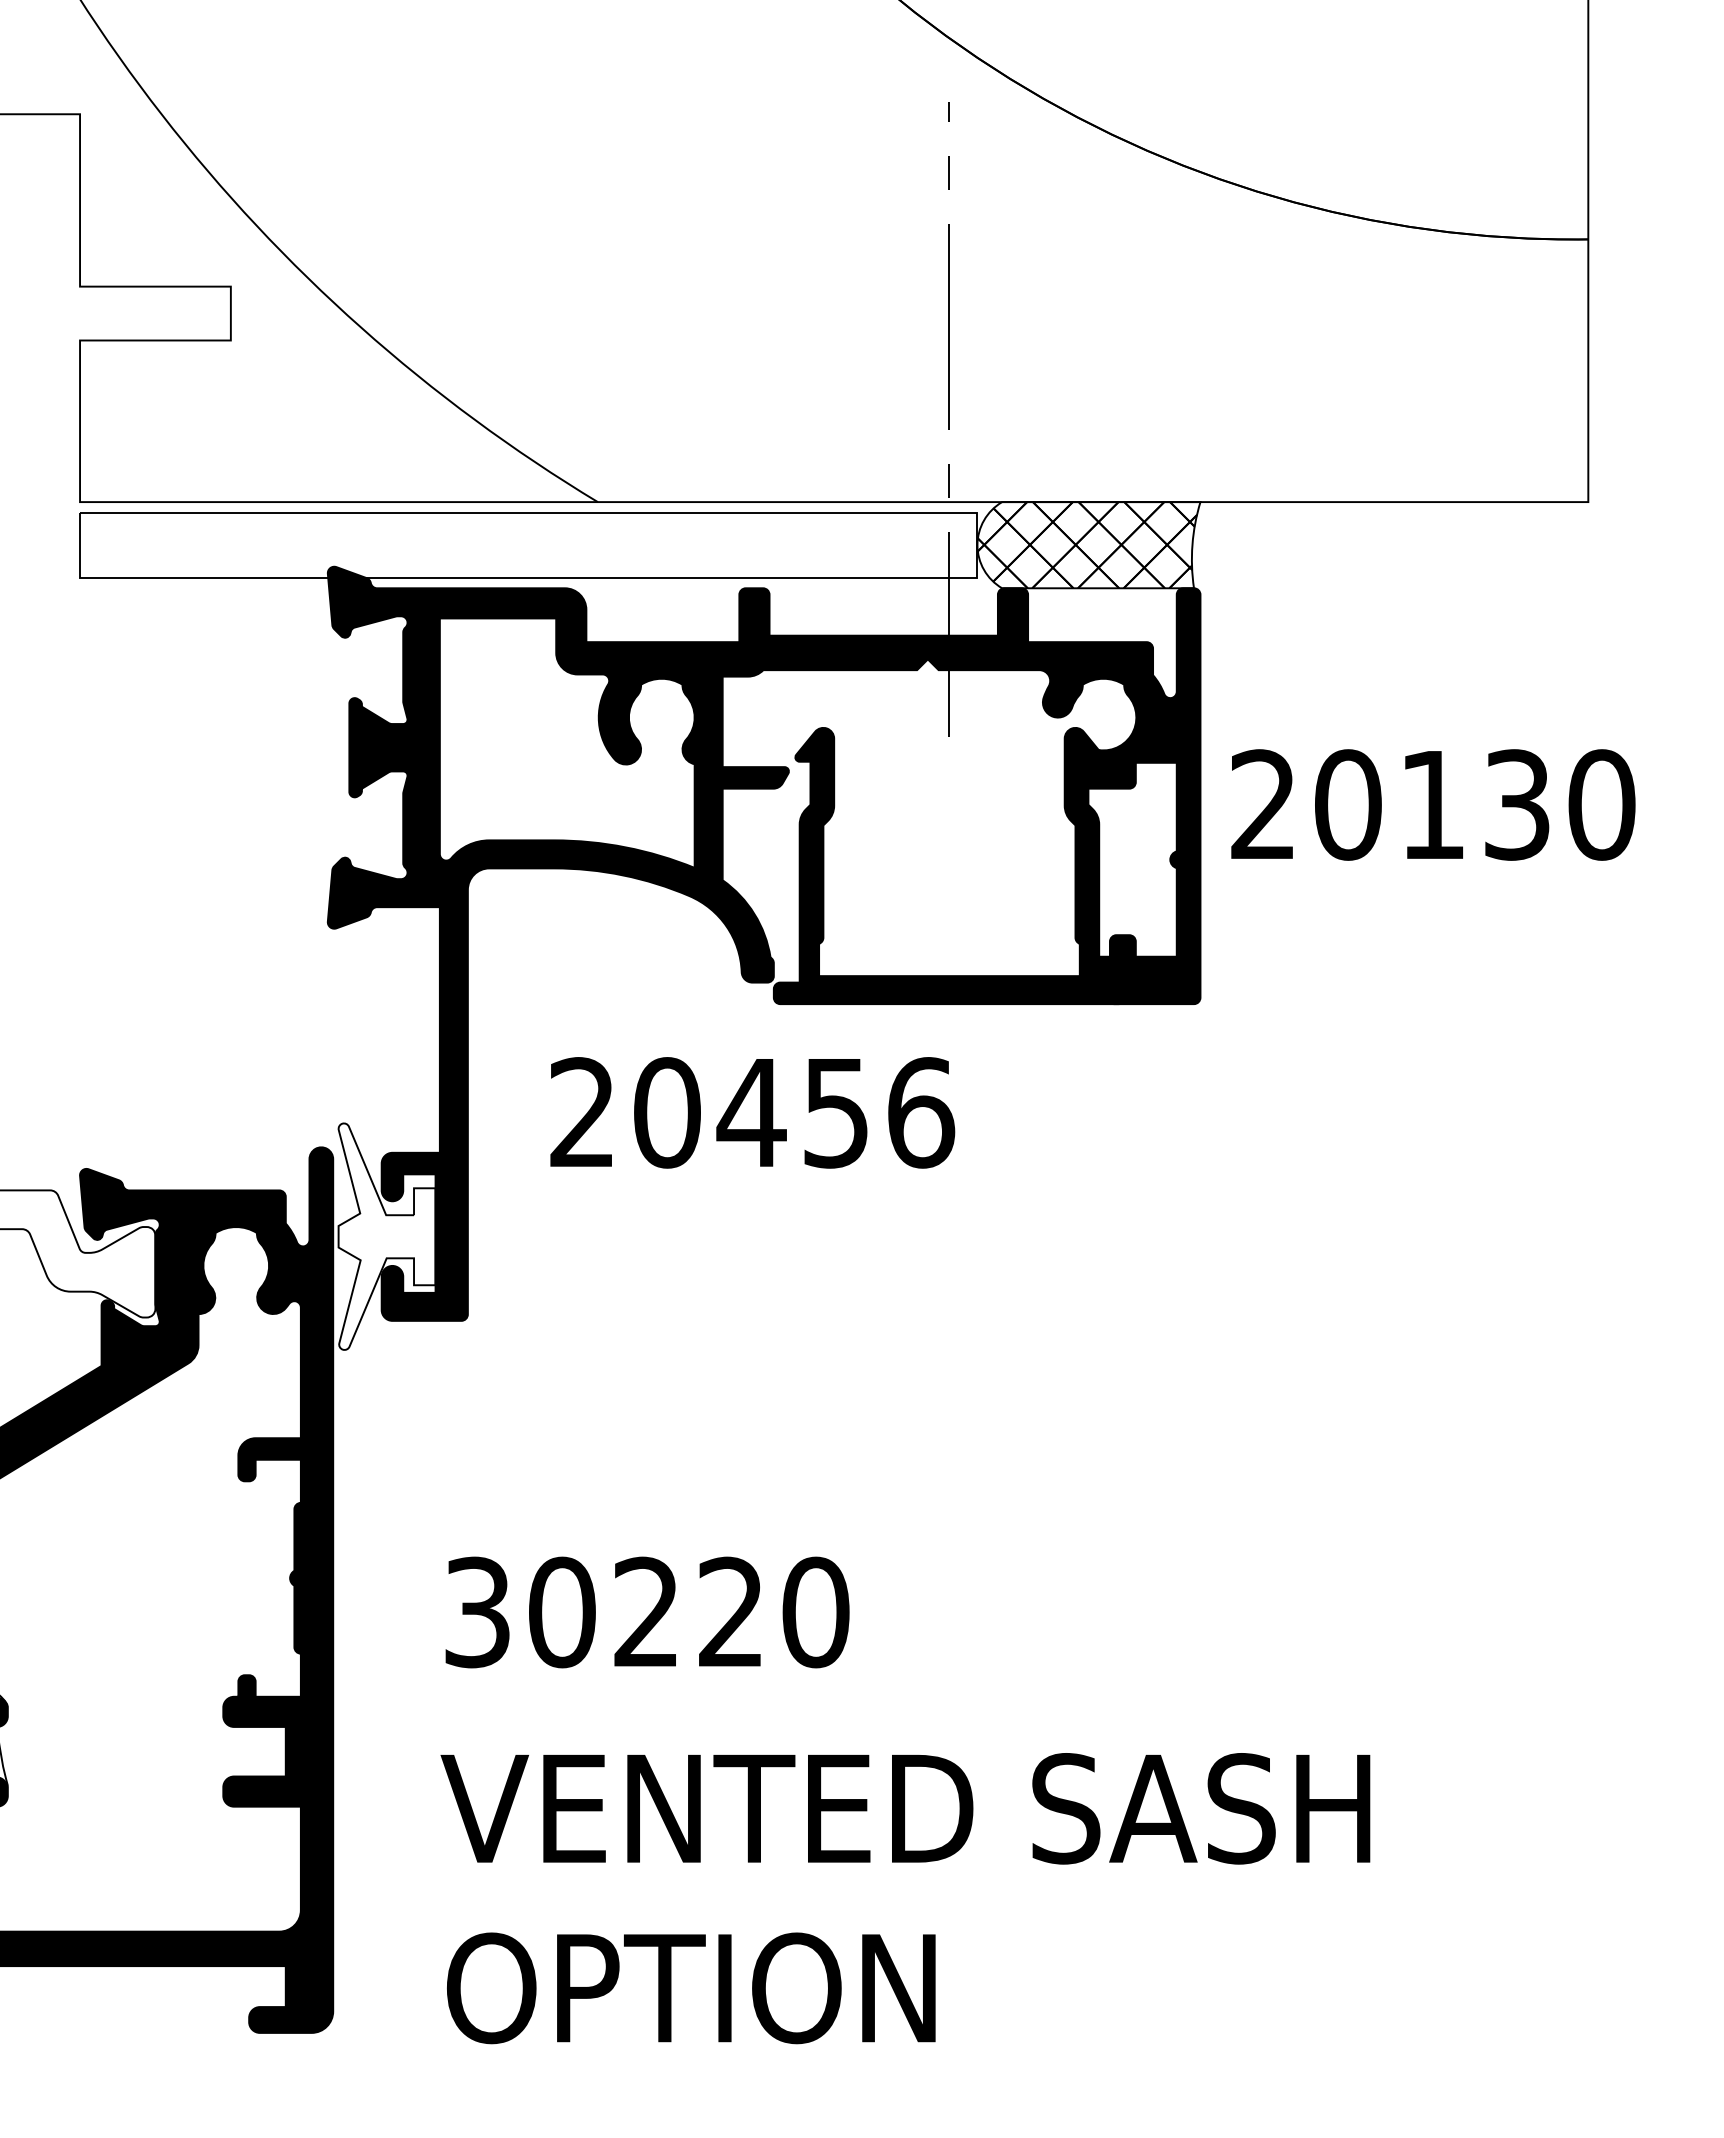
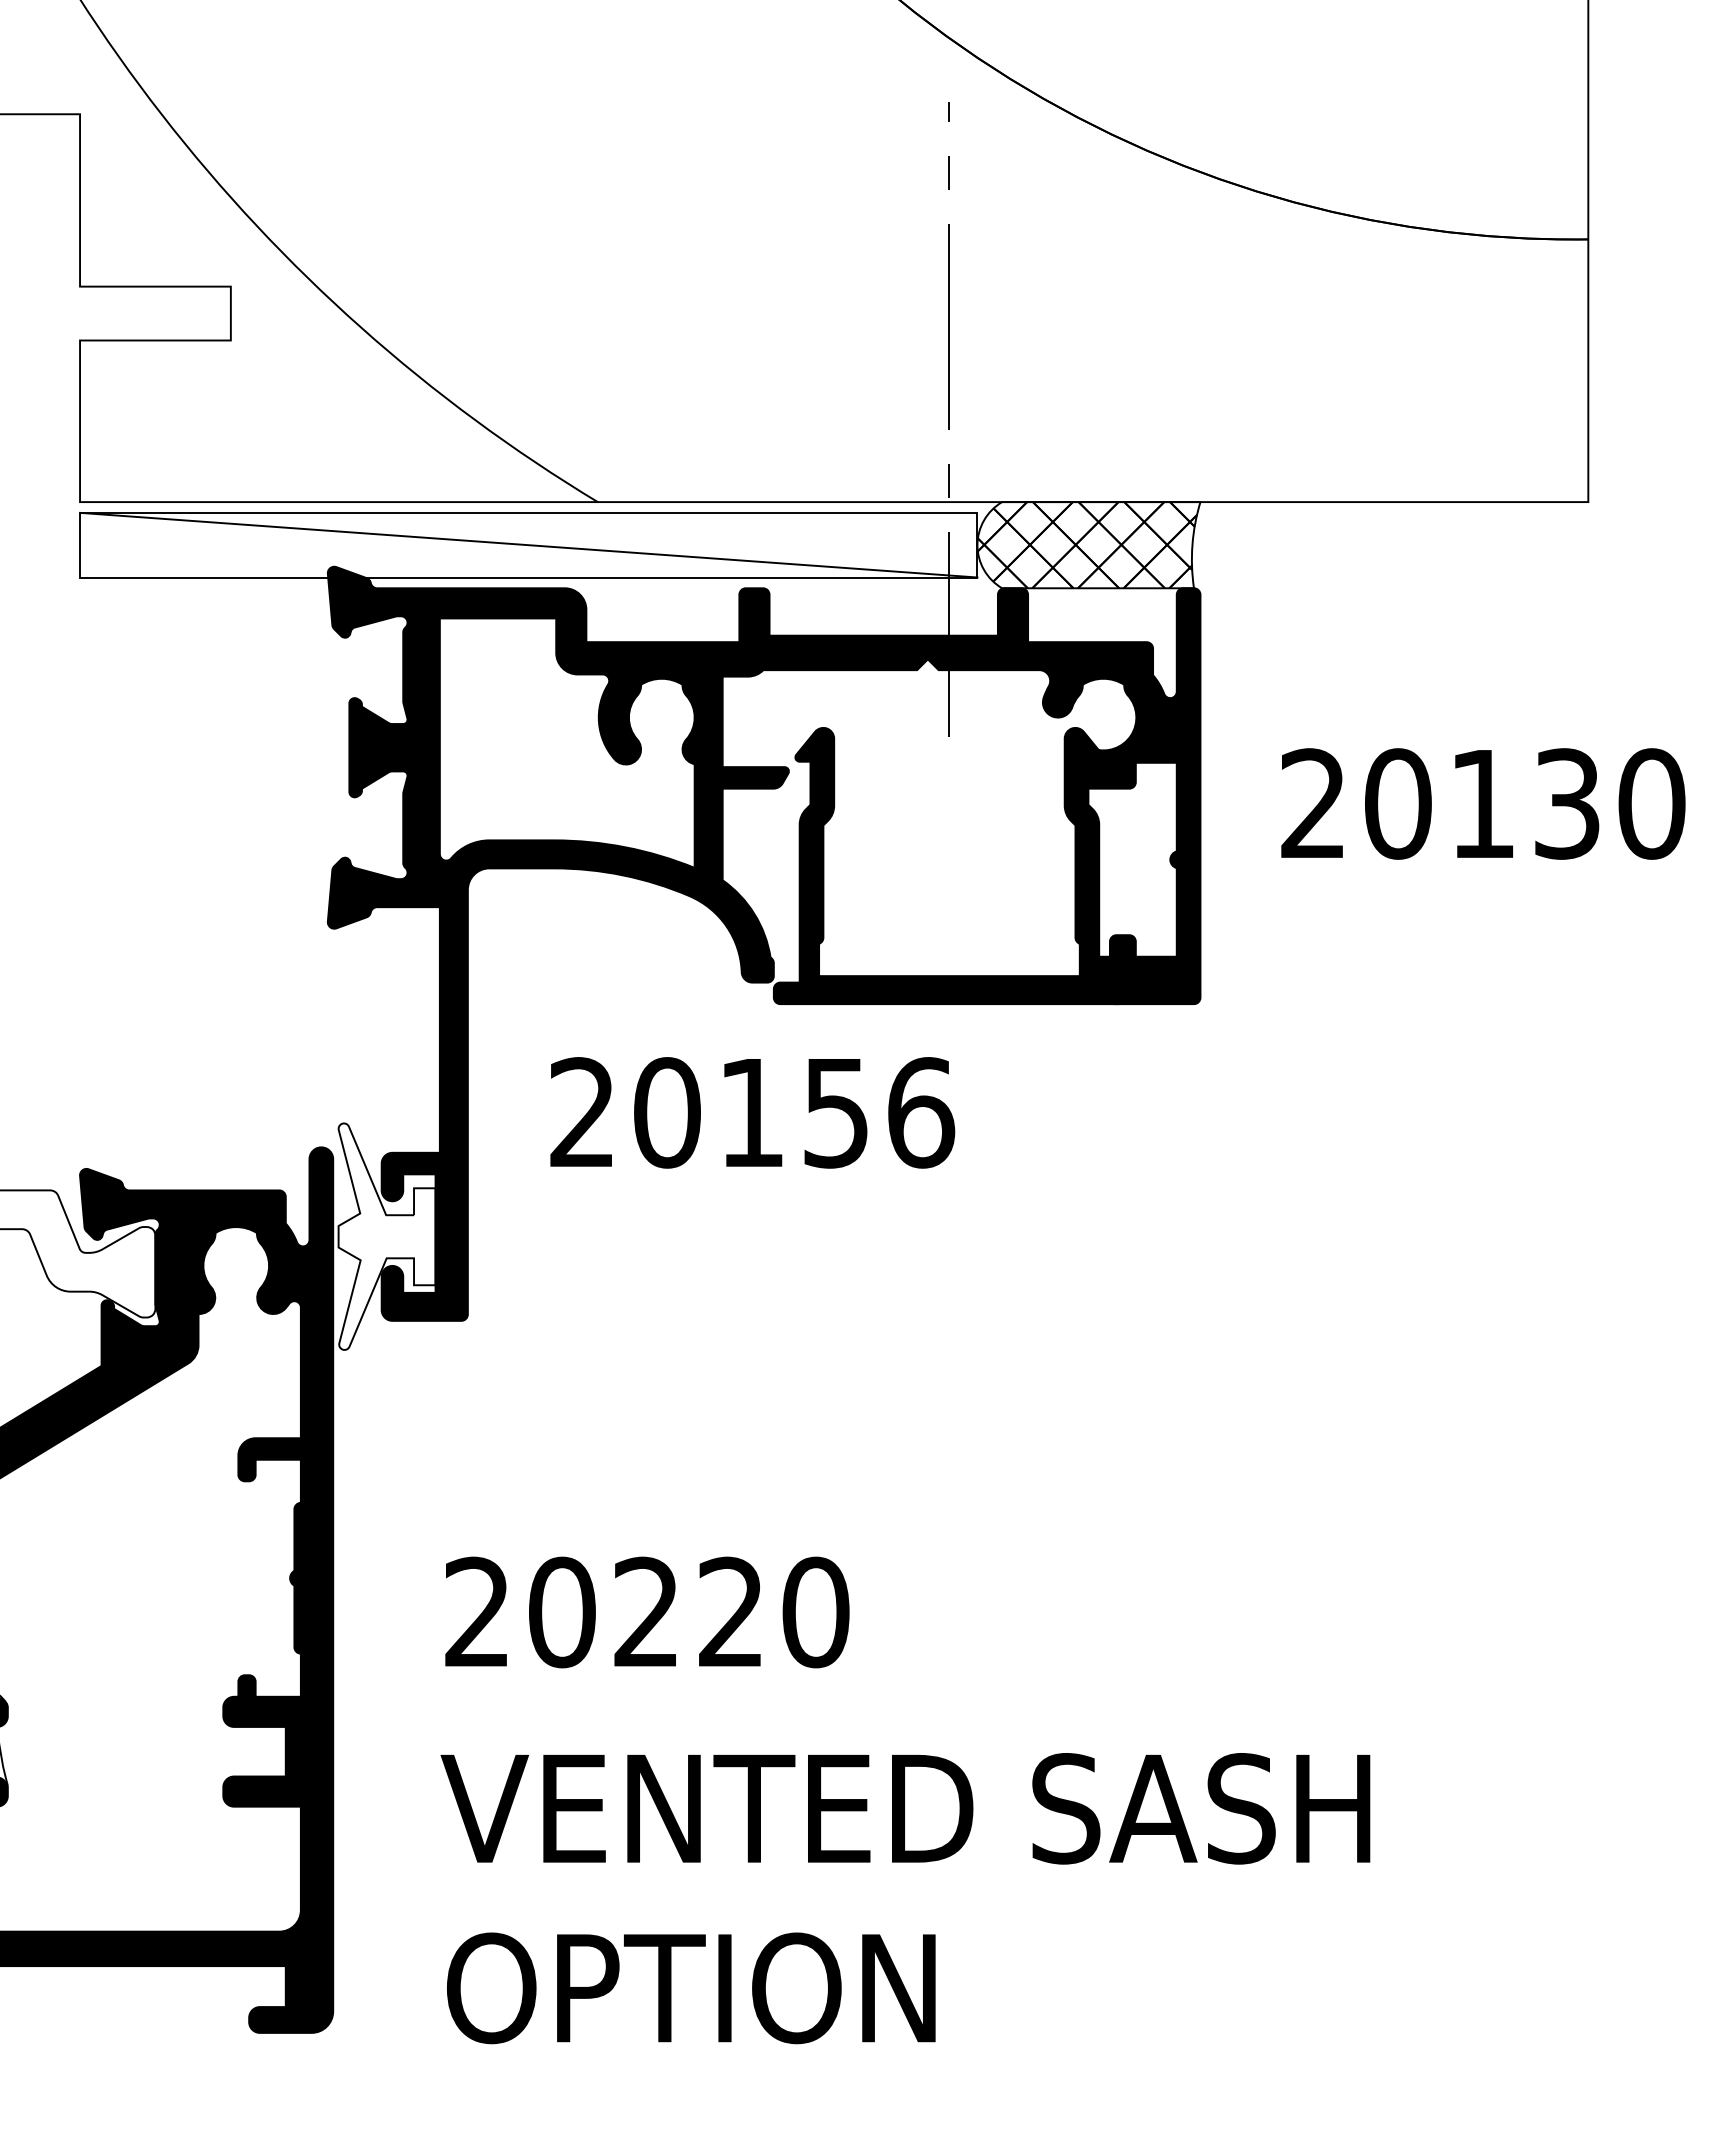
line: none -> present (528, 544)
text position: (1433, 804) -> (1483, 803) (1483, 803)
text: 20456 -> 20156 (751, 1112)
text: 30220 -> 20220 (477, 1612)
